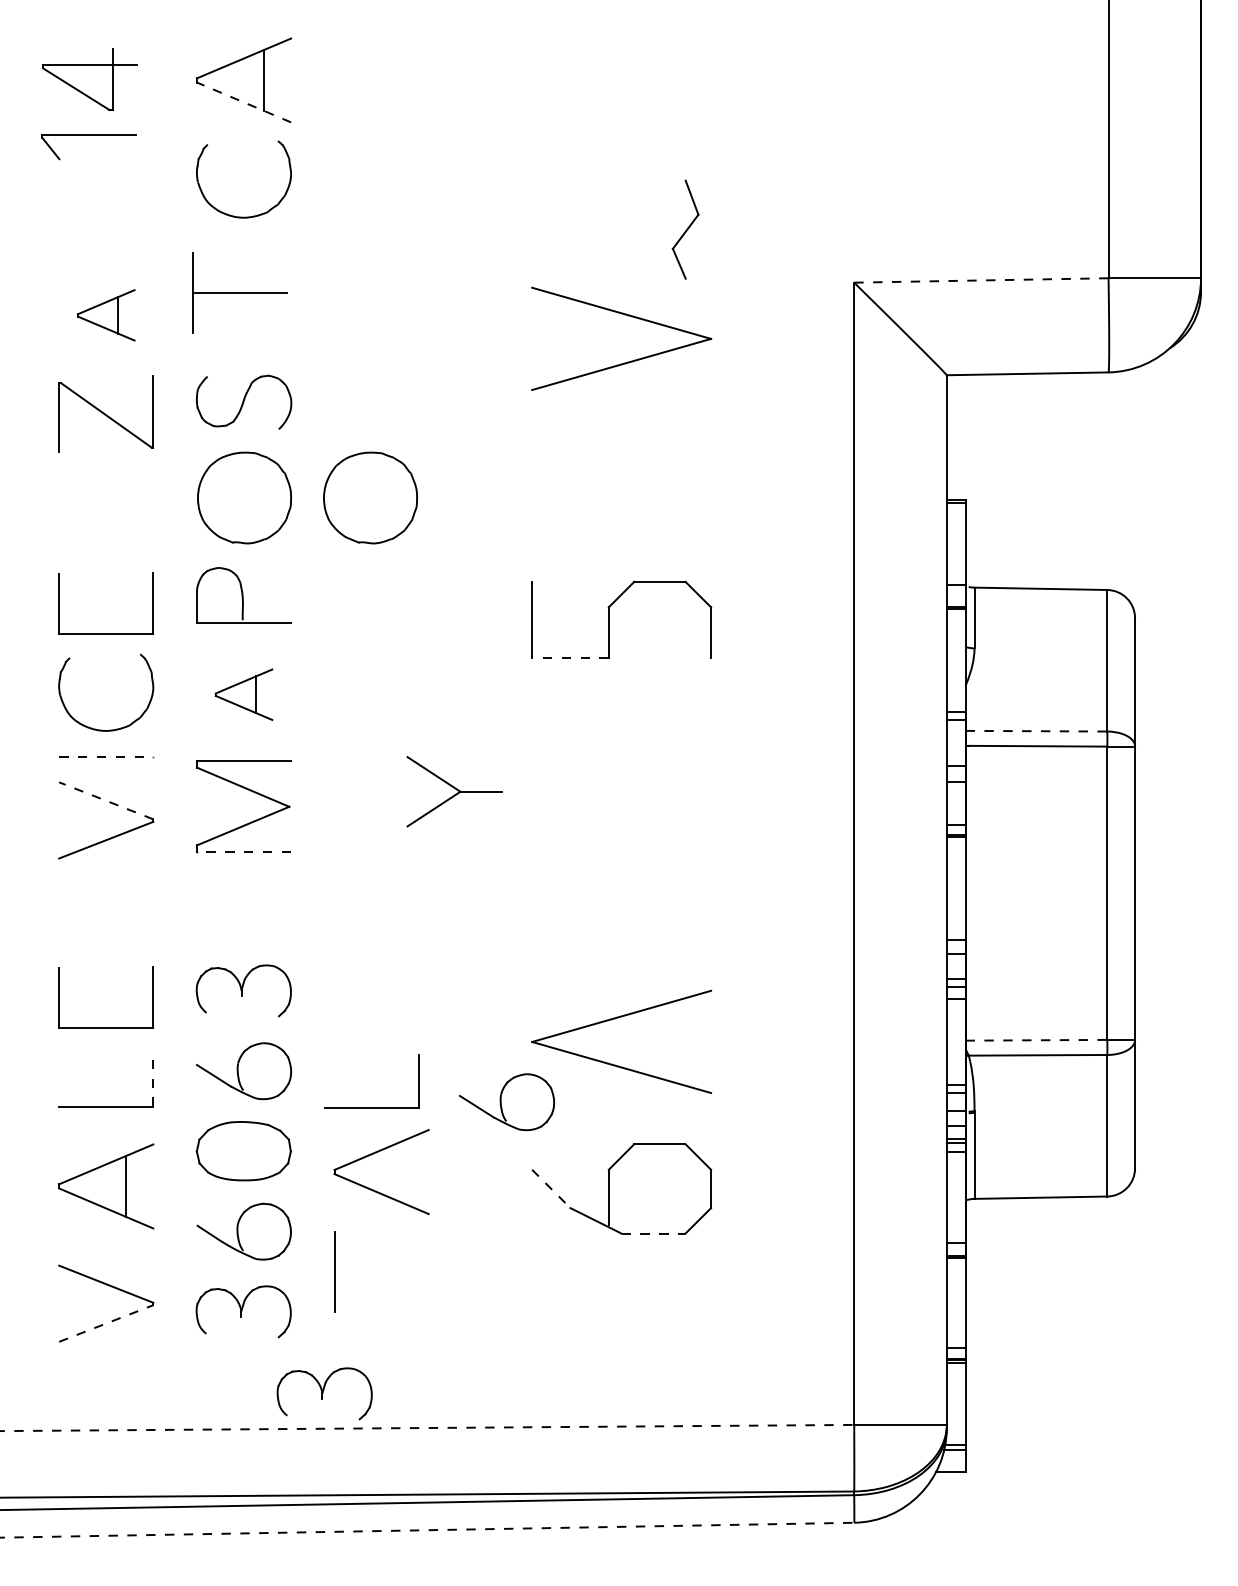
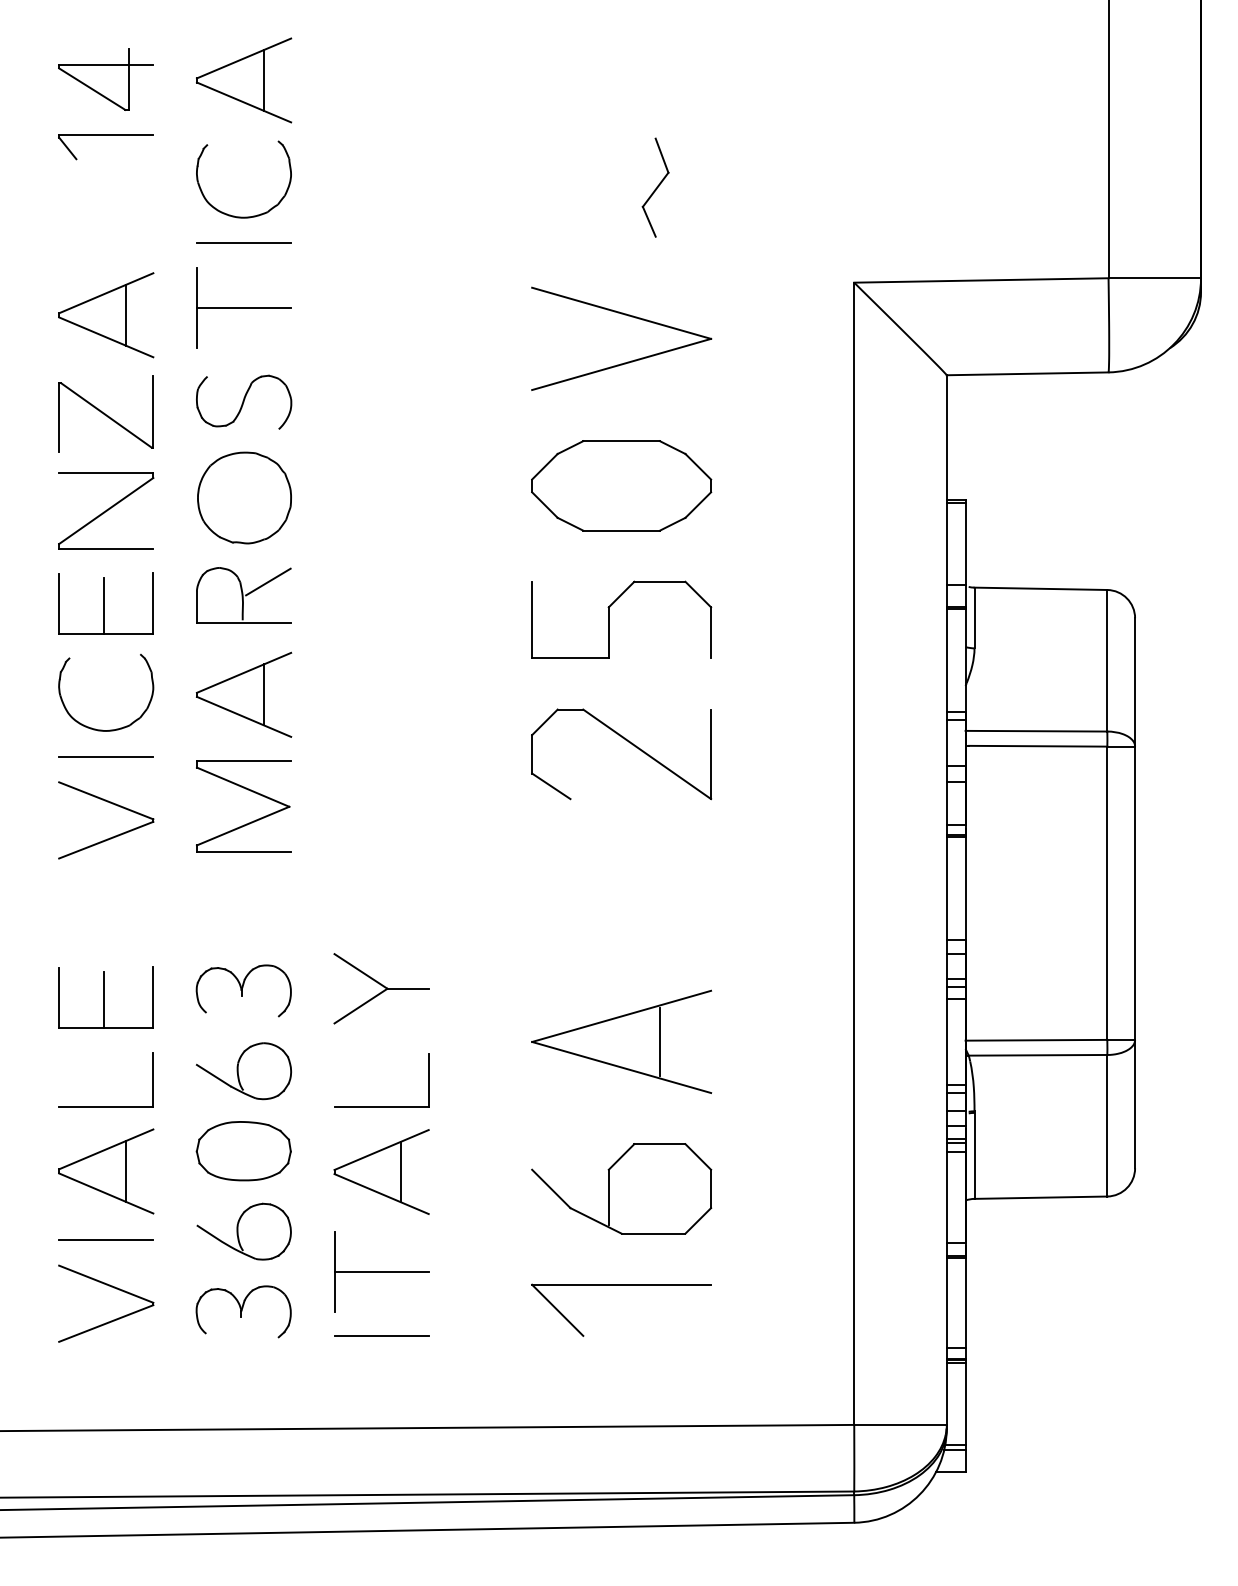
part position: (89, 79) -> (105, 79) (105, 79)
line: dashed -> solid (243, 102)
part position: (88, 135) -> (105, 135) (105, 135)
part position: (685, 229) -> (655, 187) (655, 187)
line: none -> present (243, 243)
line: dashed -> solid (981, 280)
part position: (239, 292) -> (243, 307) (243, 307)
part size: 59x53 px -> 97x87 px (106, 315)
part: none -> present (621, 485)
part: present -> none (370, 497)
part: none -> present (106, 510)
line: none -> present (268, 581)
line: none -> present (103, 605)
line: dashed -> solid (569, 658)
part size: 60x53 px -> 98x87 px (243, 694)
line: dashed -> solid (1036, 731)
part: none -> present (629, 743)
line: dashed -> solid (106, 756)
part position: (454, 791) -> (381, 988) (381, 988)
line: dashed -> solid (106, 800)
line: dashed -> solid (243, 852)
line: none -> present (103, 999)
line: dashed -> solid (1036, 1040)
line: none -> present (659, 1041)
line: dashed -> solid (153, 1079)
part: present -> none (506, 1102)
part position: (371, 1107) -> (381, 1106) (381, 1106)
line: none -> present (401, 1171)
part position: (106, 1186) -> (106, 1171) (106, 1171)
line: dashed -> solid (551, 1189)
line: dashed -> solid (653, 1233)
line: none -> present (106, 1240)
line: none -> present (381, 1271)
part: none -> present (621, 1285)
line: dashed -> solid (106, 1323)
line: none -> present (381, 1335)
part: present -> none (324, 1393)
line: dashed -> solid (427, 1428)
line: dashed -> solid (427, 1530)
